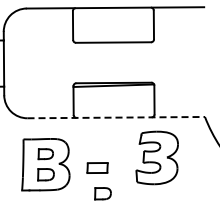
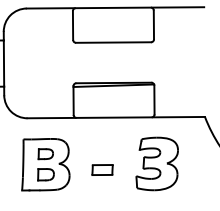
line: dashed -> solid (116, 117)
part position: (156, 157) -> (156, 163) (156, 163)
part position: (97, 167) -> (102, 169) (102, 169)
part: present -> none (102, 193)
